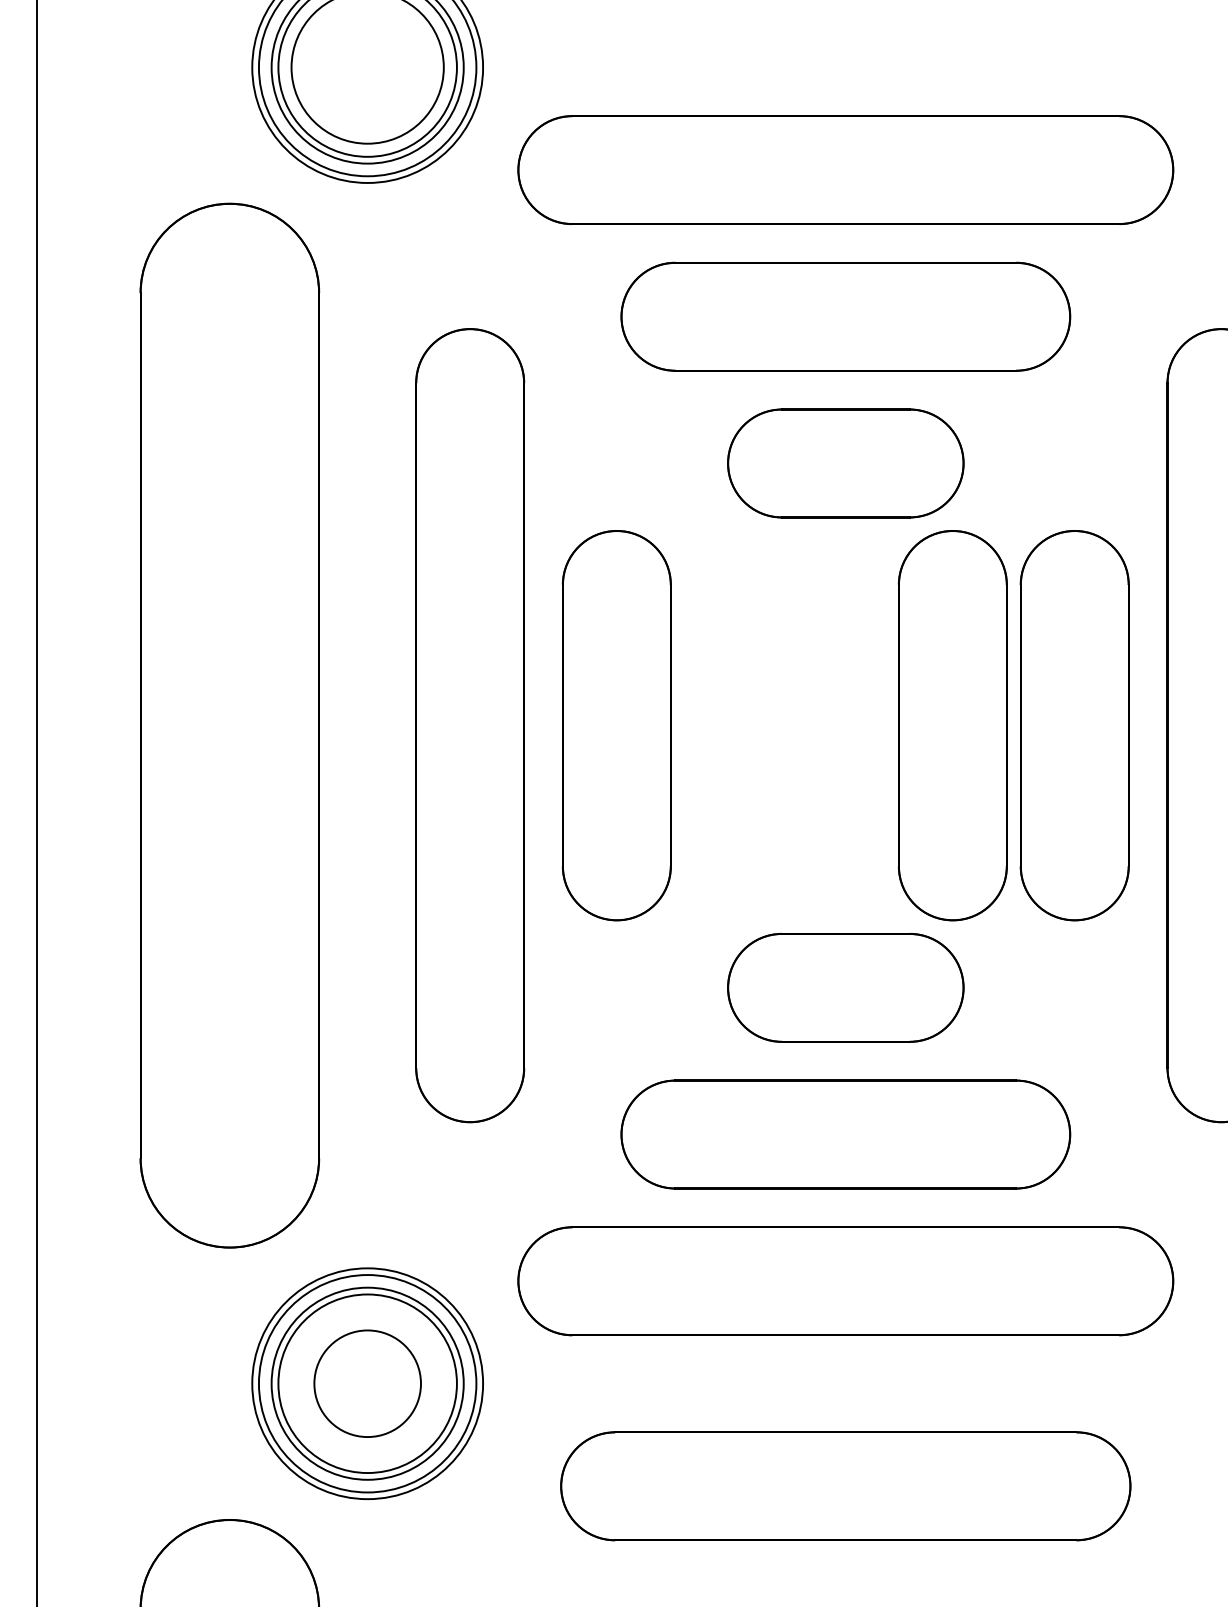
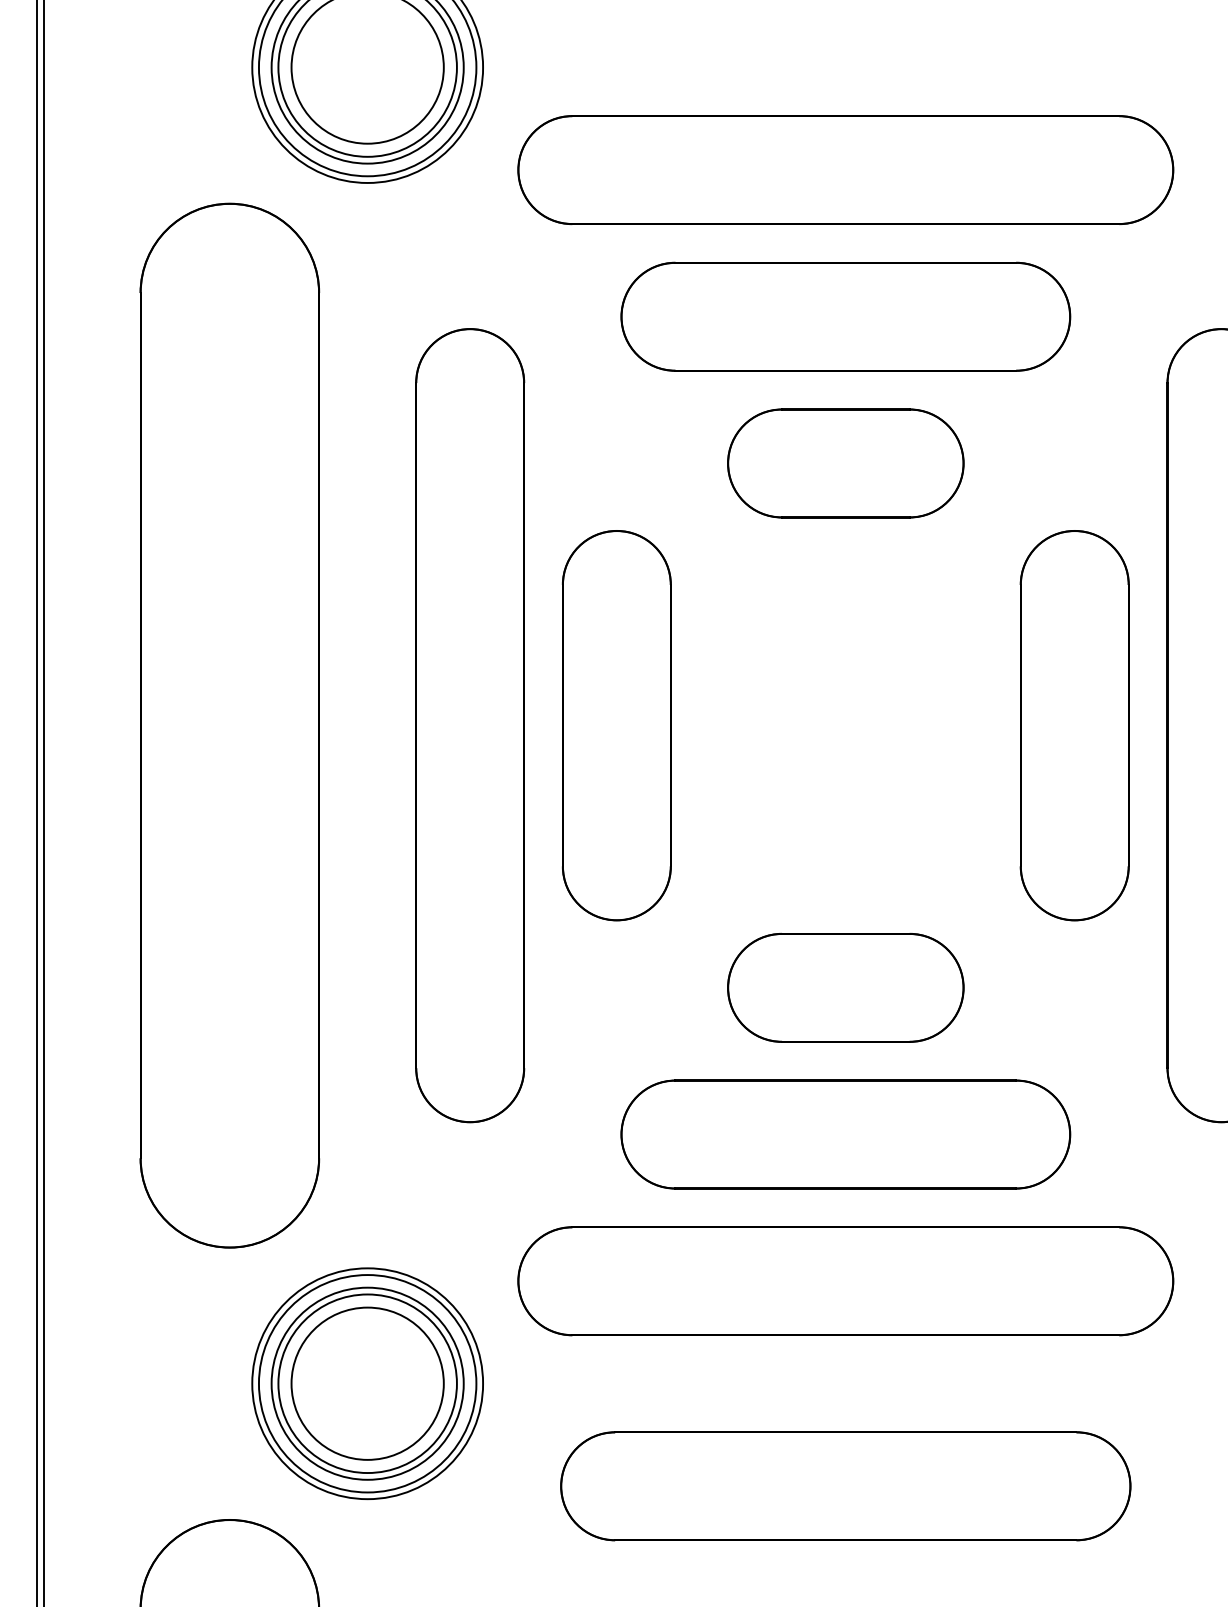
part: present -> none (952, 725)
line: none -> present (43, 802)
circle diameter: 107 px -> 152 px (367, 1383)
